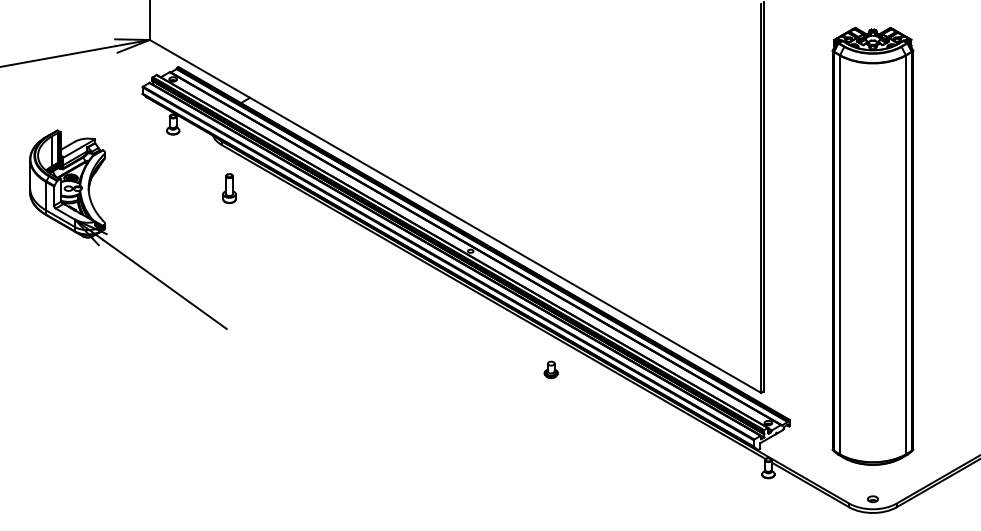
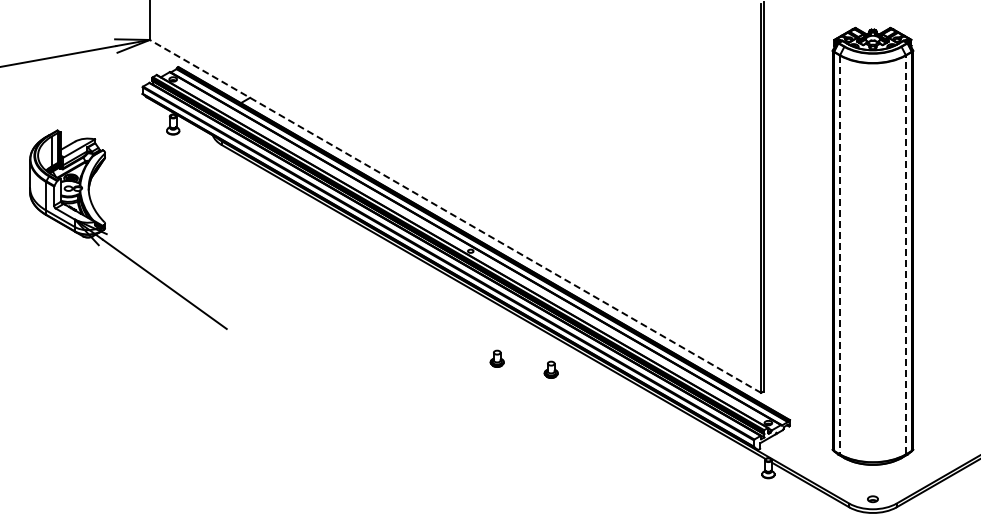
part: present -> none (229, 188)
line: solid -> dashed (455, 216)
line: solid -> dashed (905, 254)
line: solid -> dashed (839, 255)
part: none -> present (496, 358)
